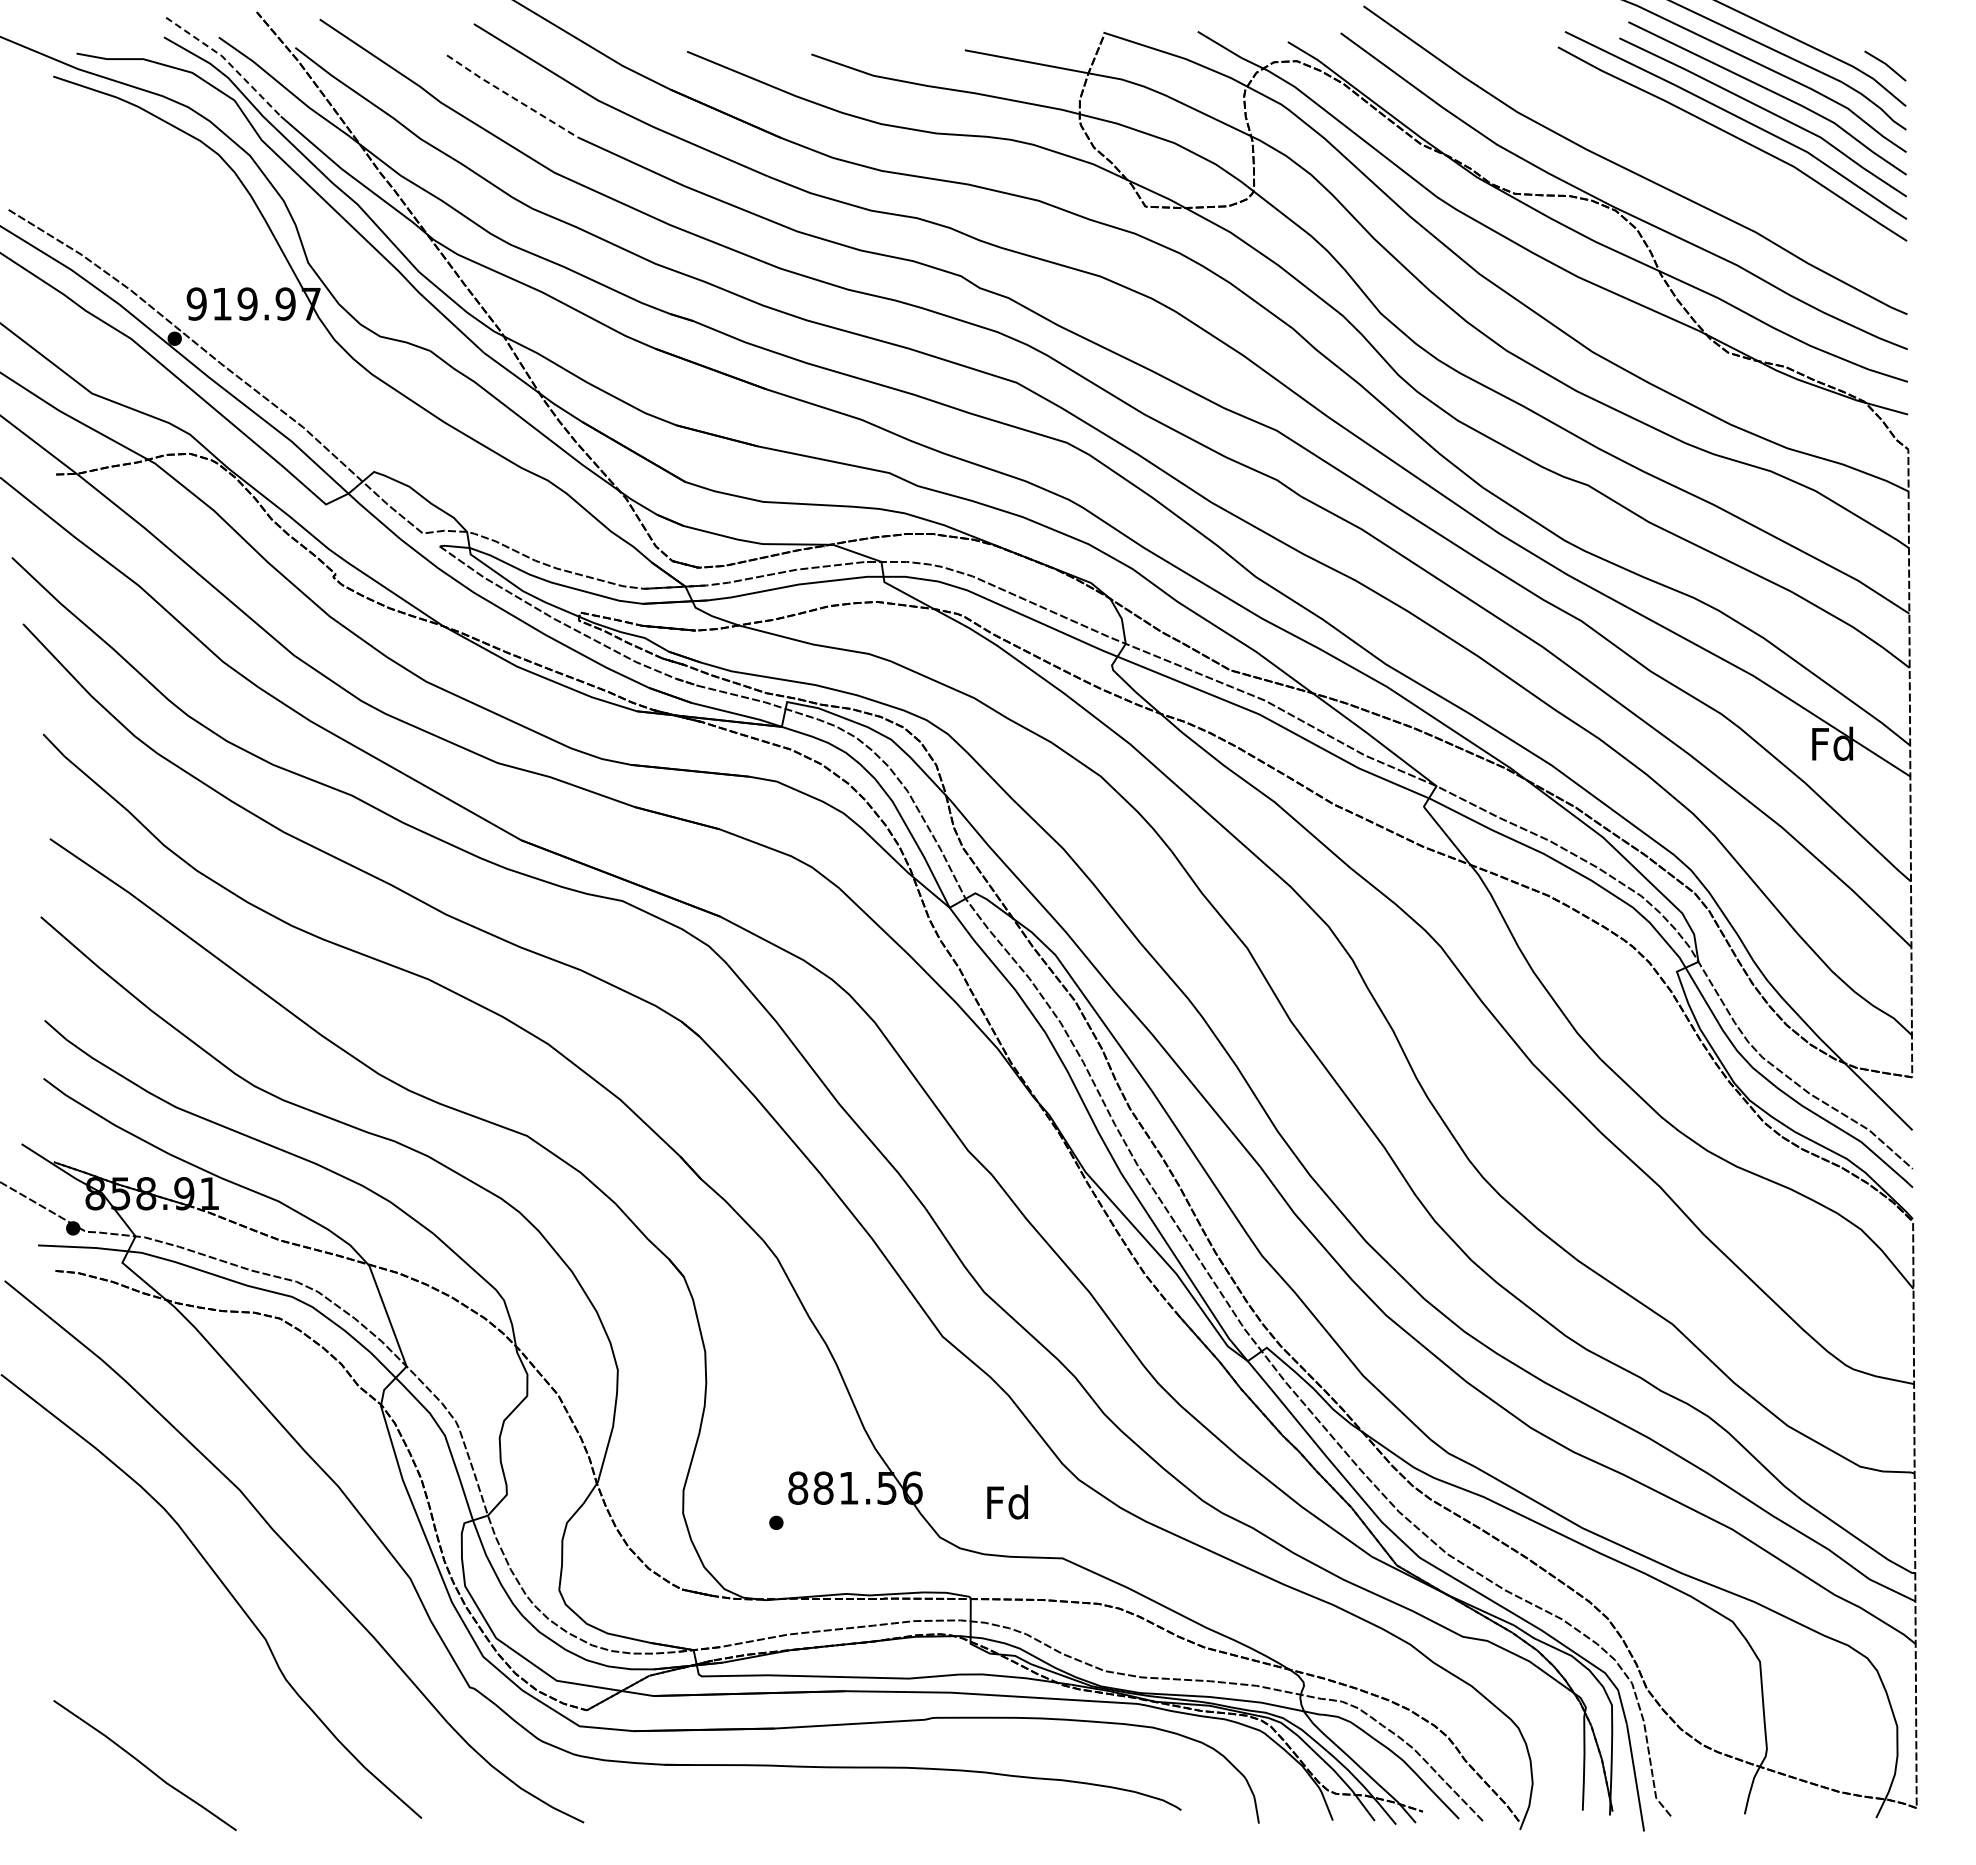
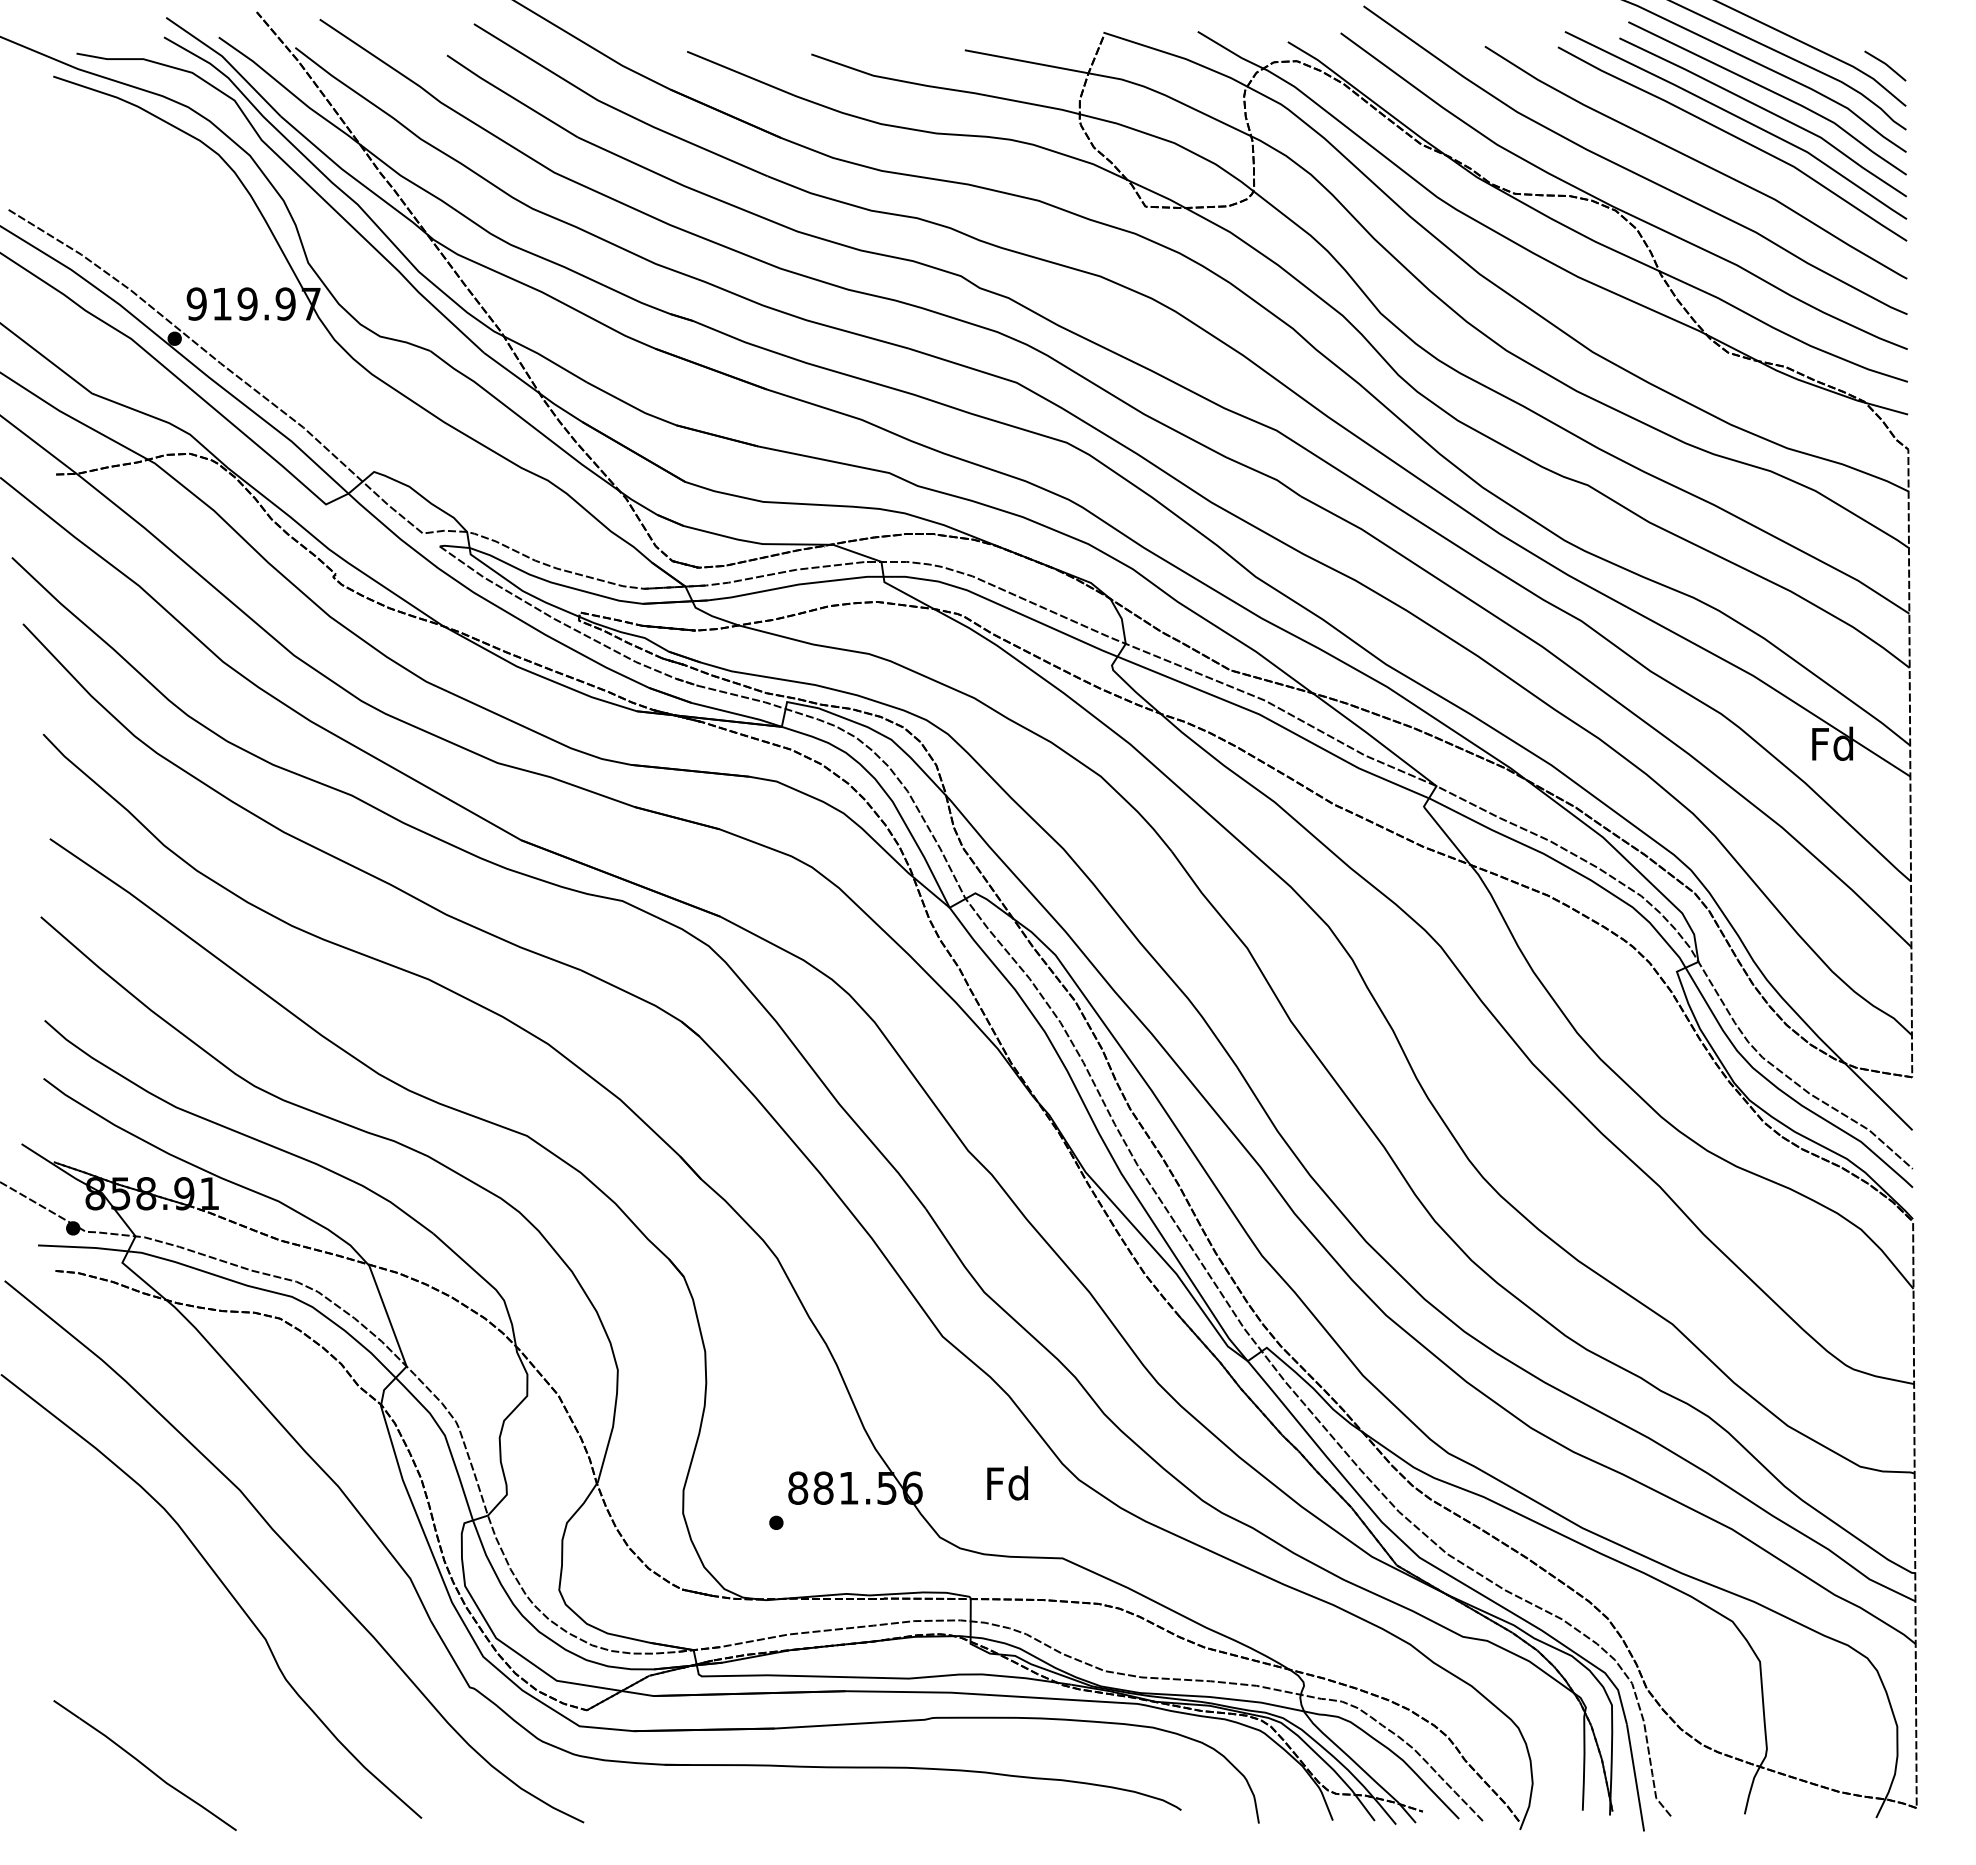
line: dashed -> solid (227, 61)
line: dashed -> solid (511, 97)
curve: none -> present (1695, 161)
text position: (1007, 1502) -> (1007, 1483) (1007, 1483)
